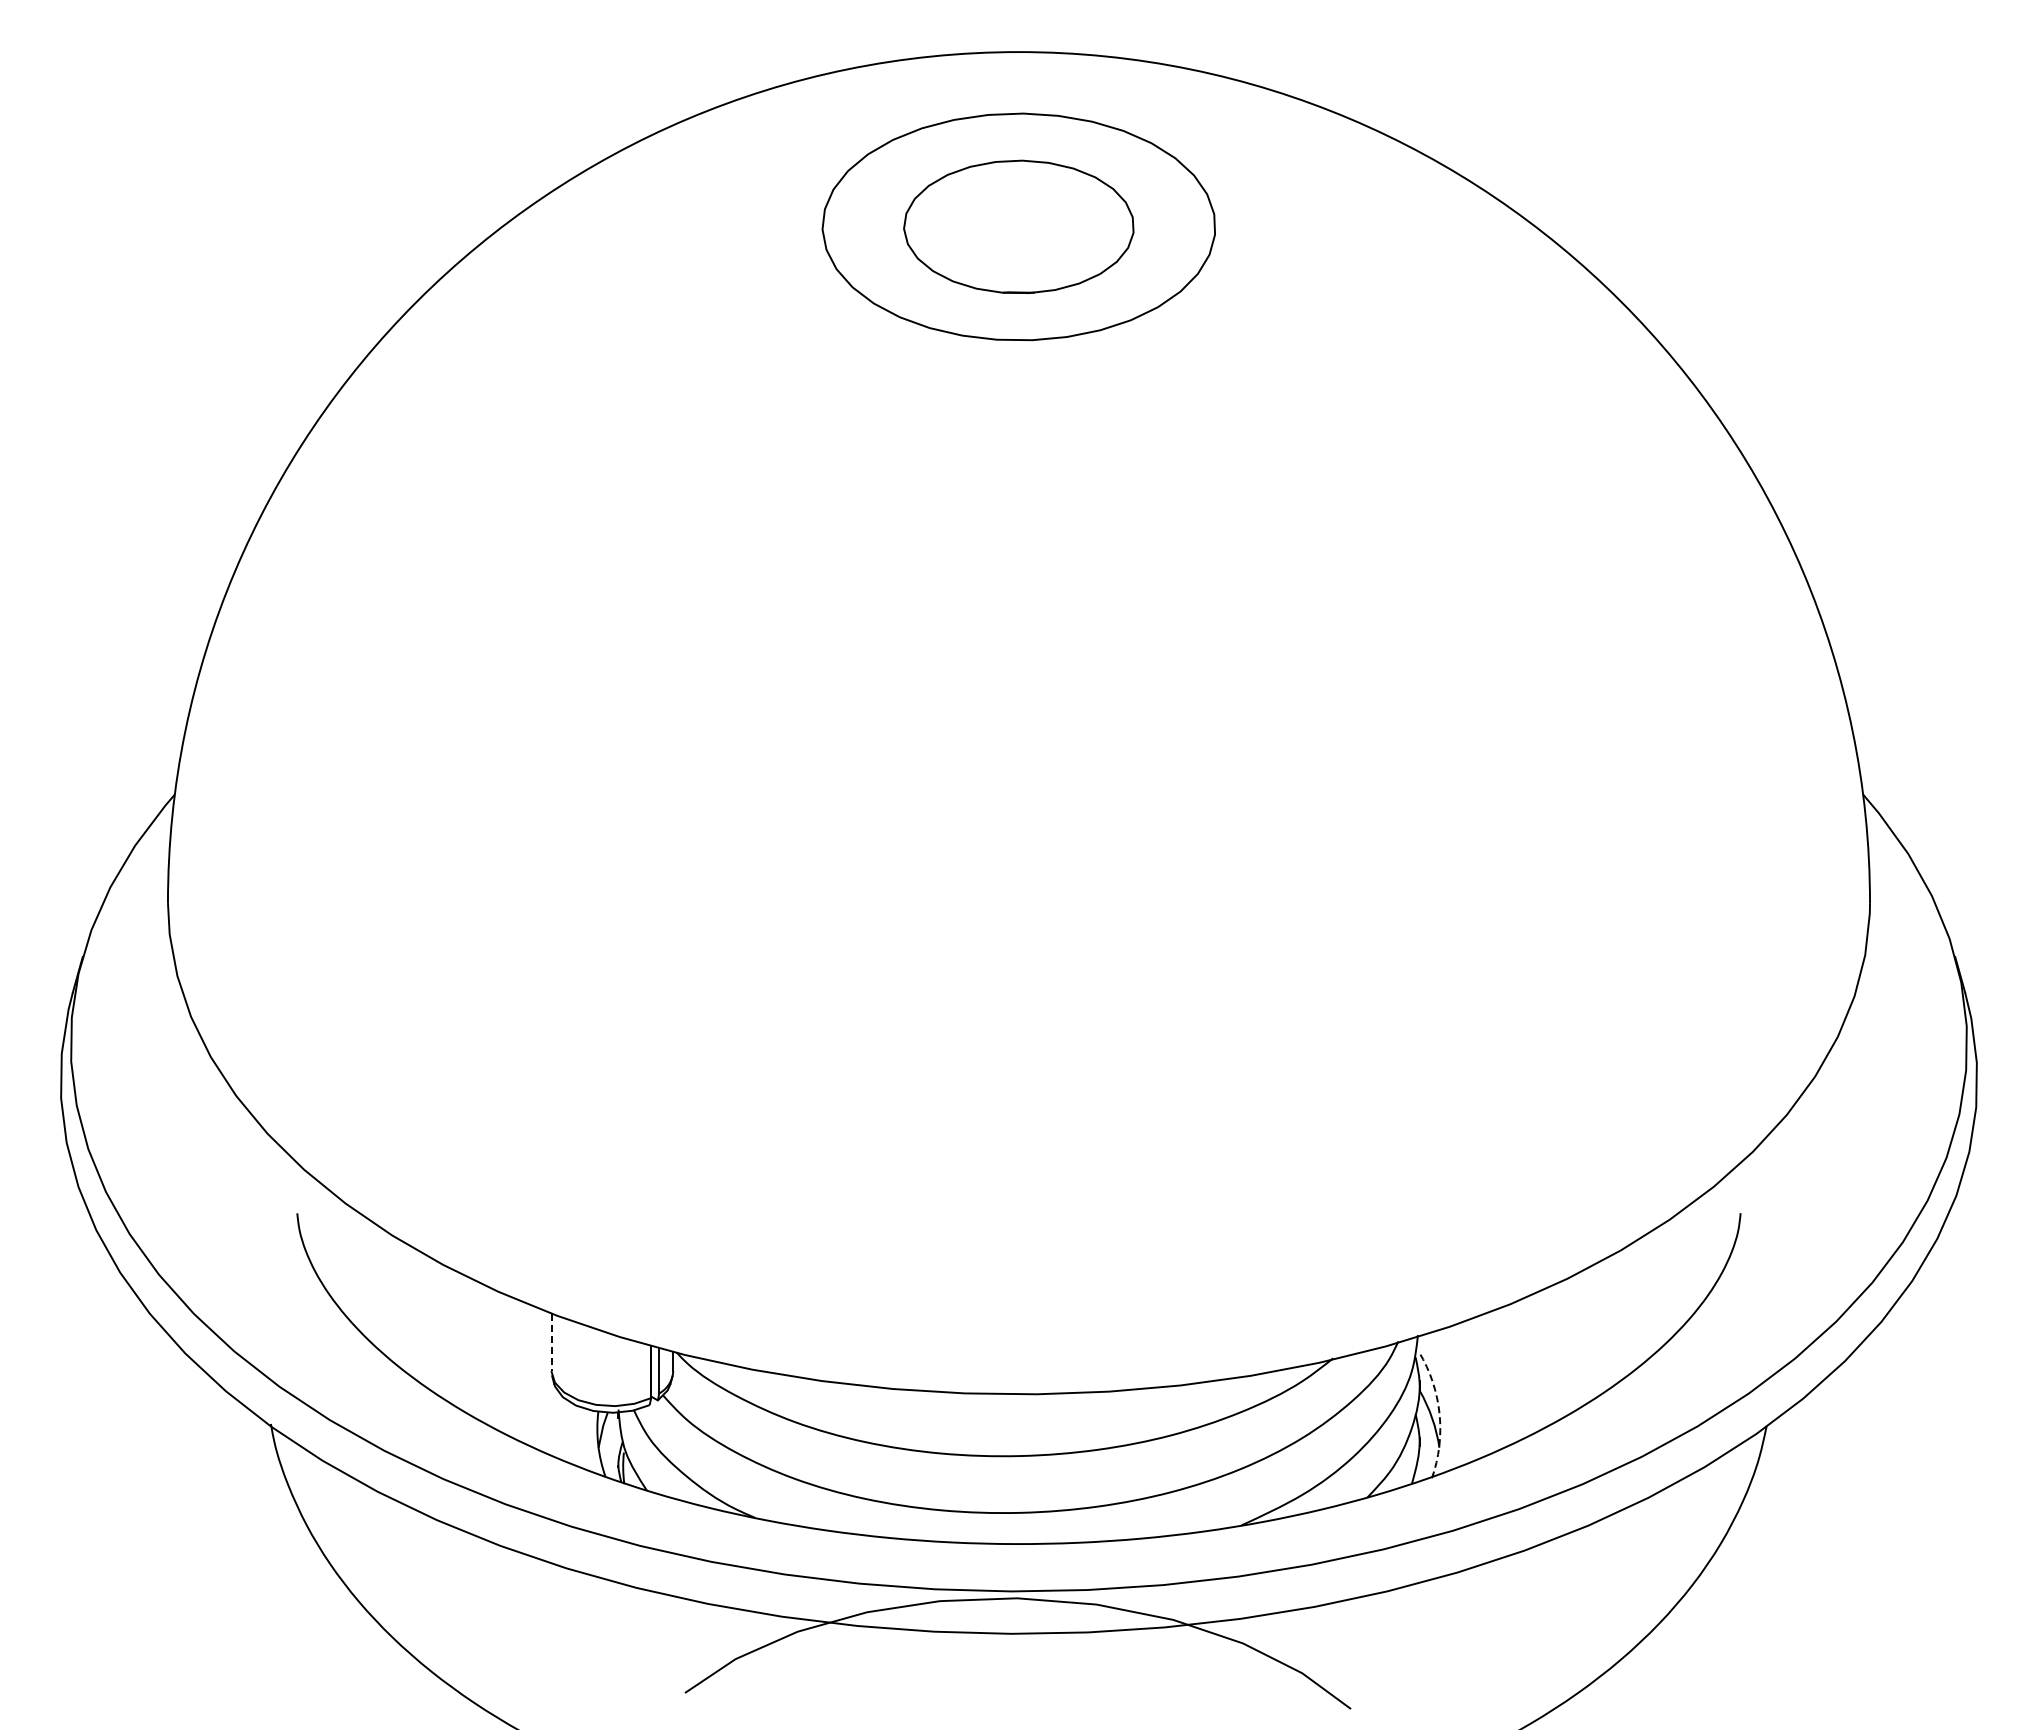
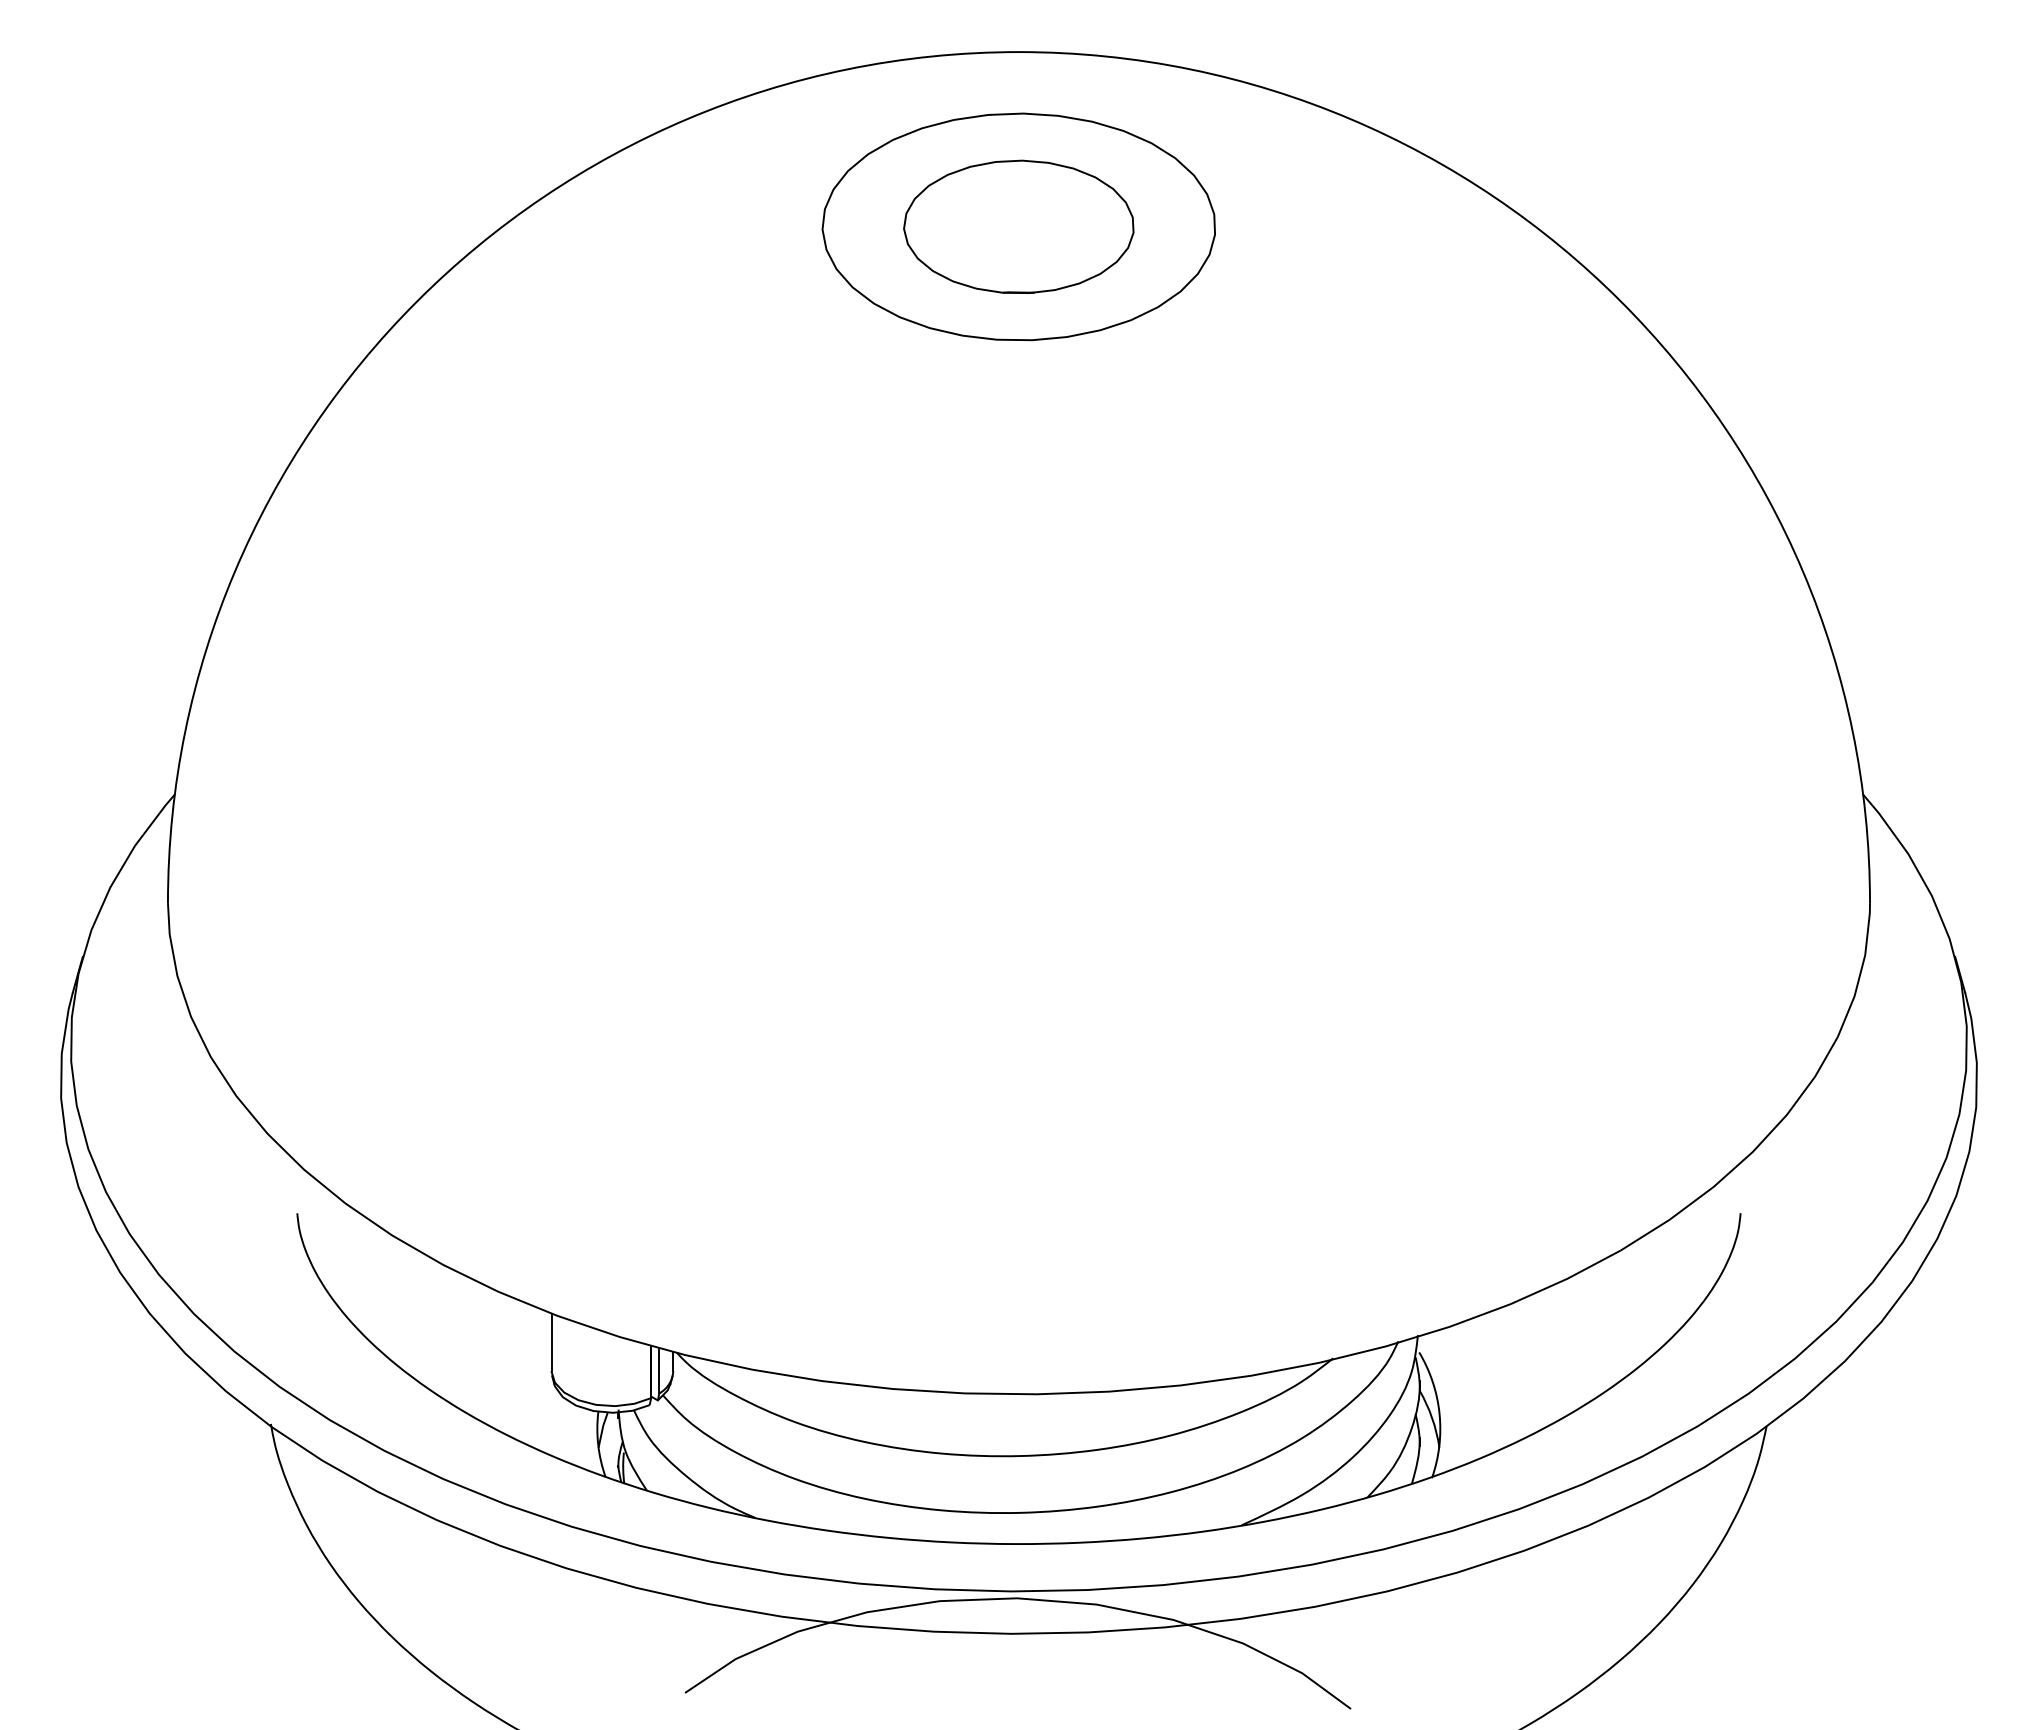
line: dashed -> solid (551, 1342)
arc: dashed -> solid (1439, 1413)
